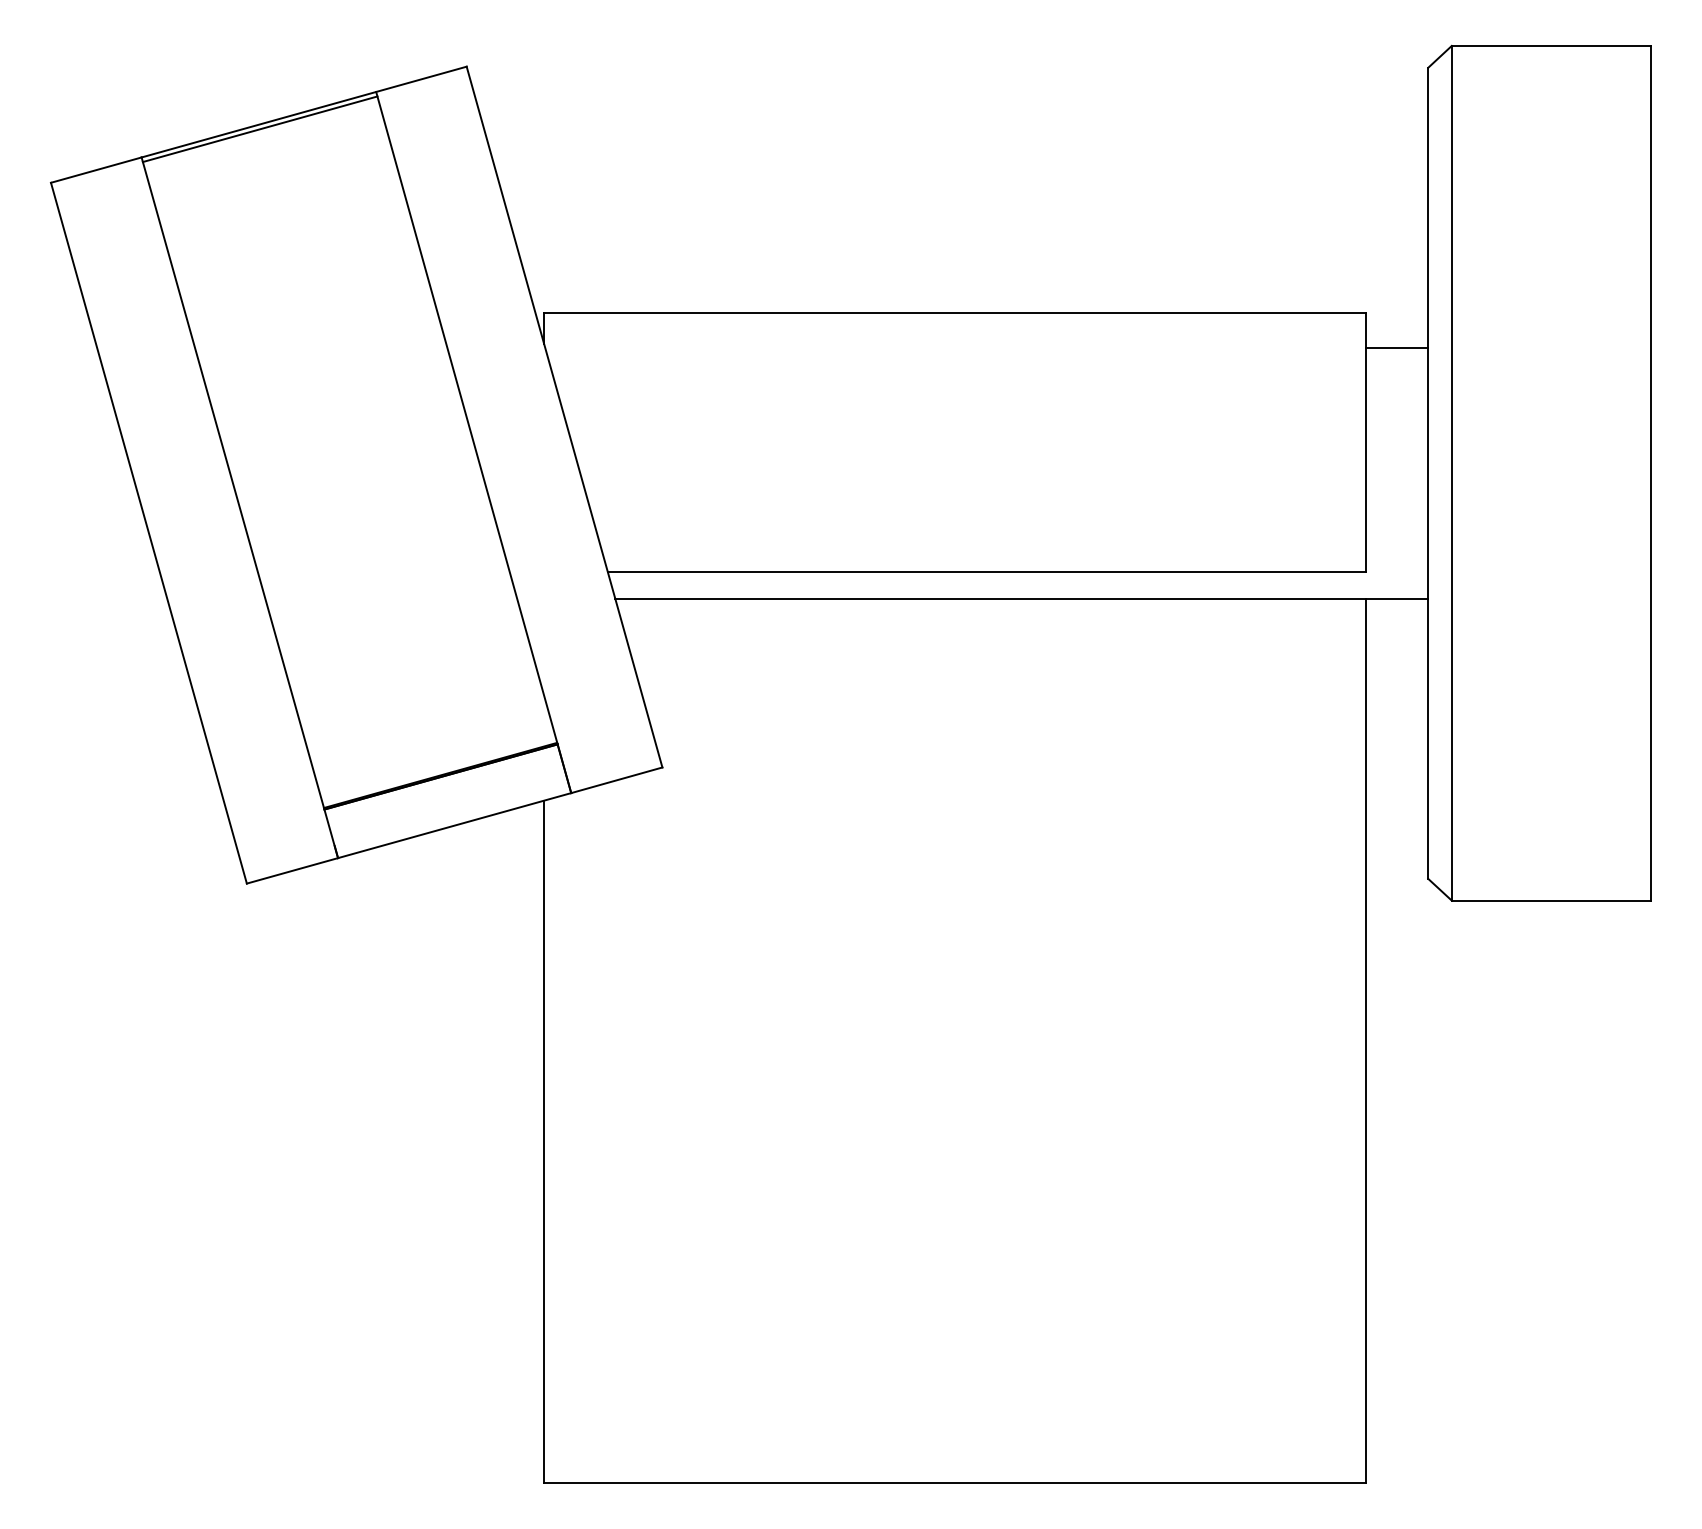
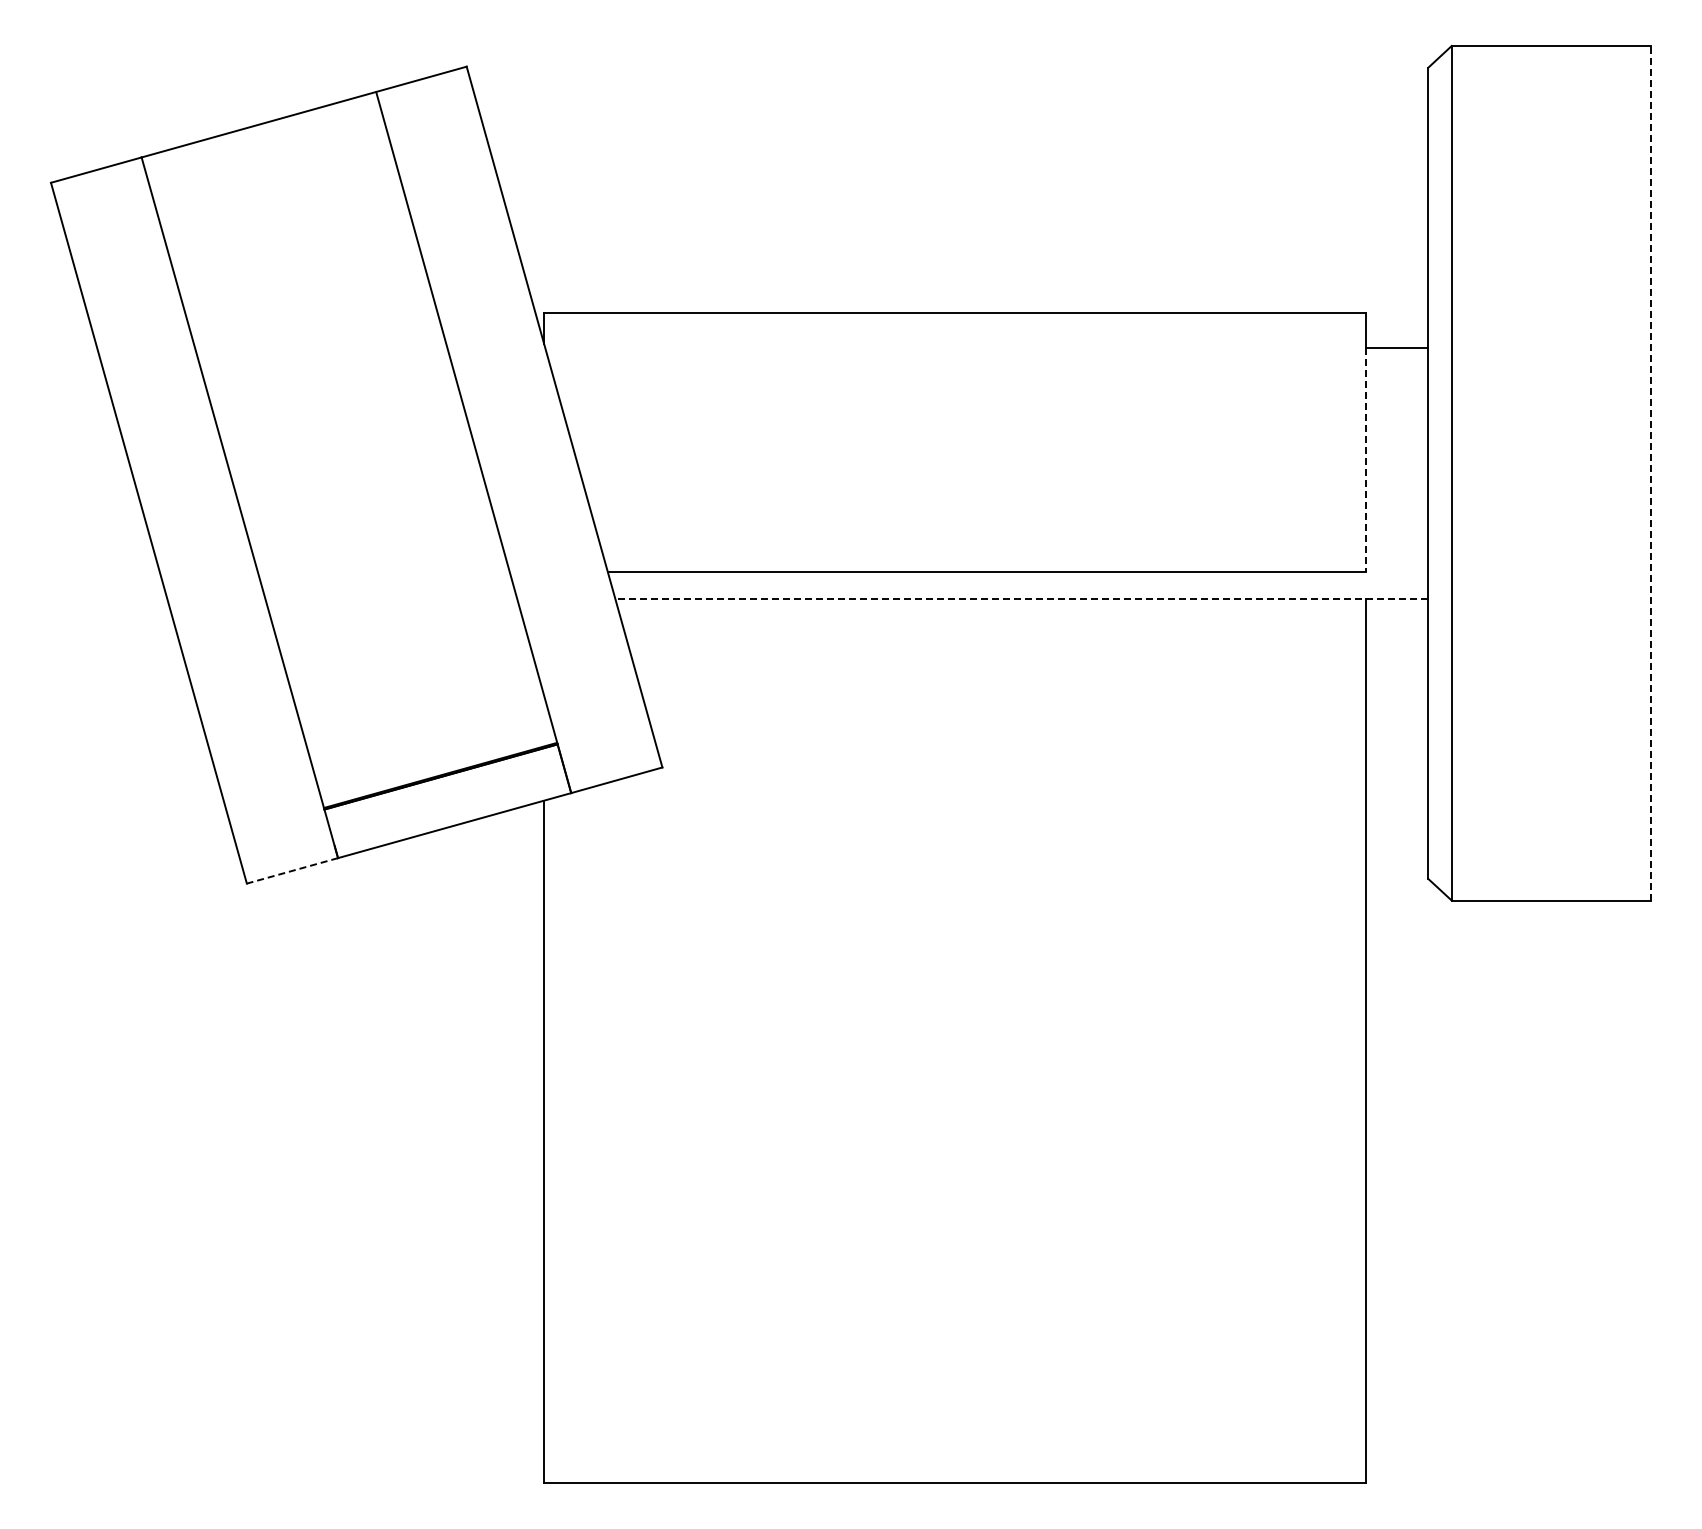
line: present -> none (259, 129)
line: solid -> dashed (1365, 460)
line: solid -> dashed (1650, 472)
line: solid -> dashed (1021, 598)
line: solid -> dashed (291, 871)
